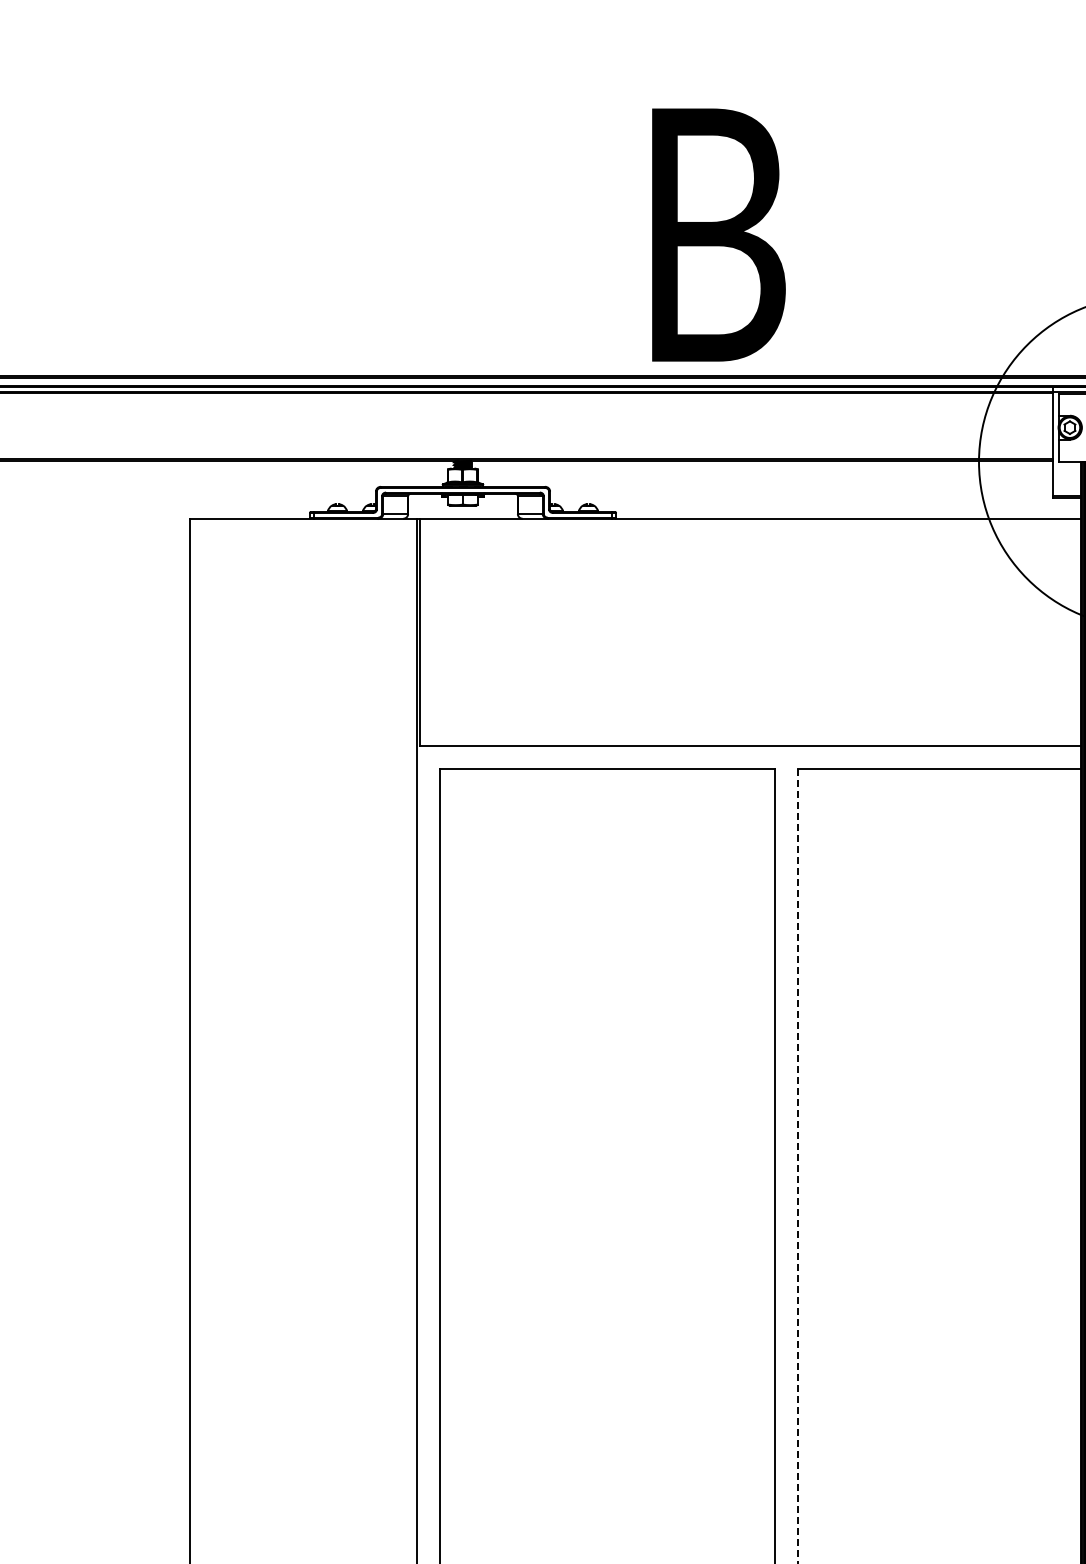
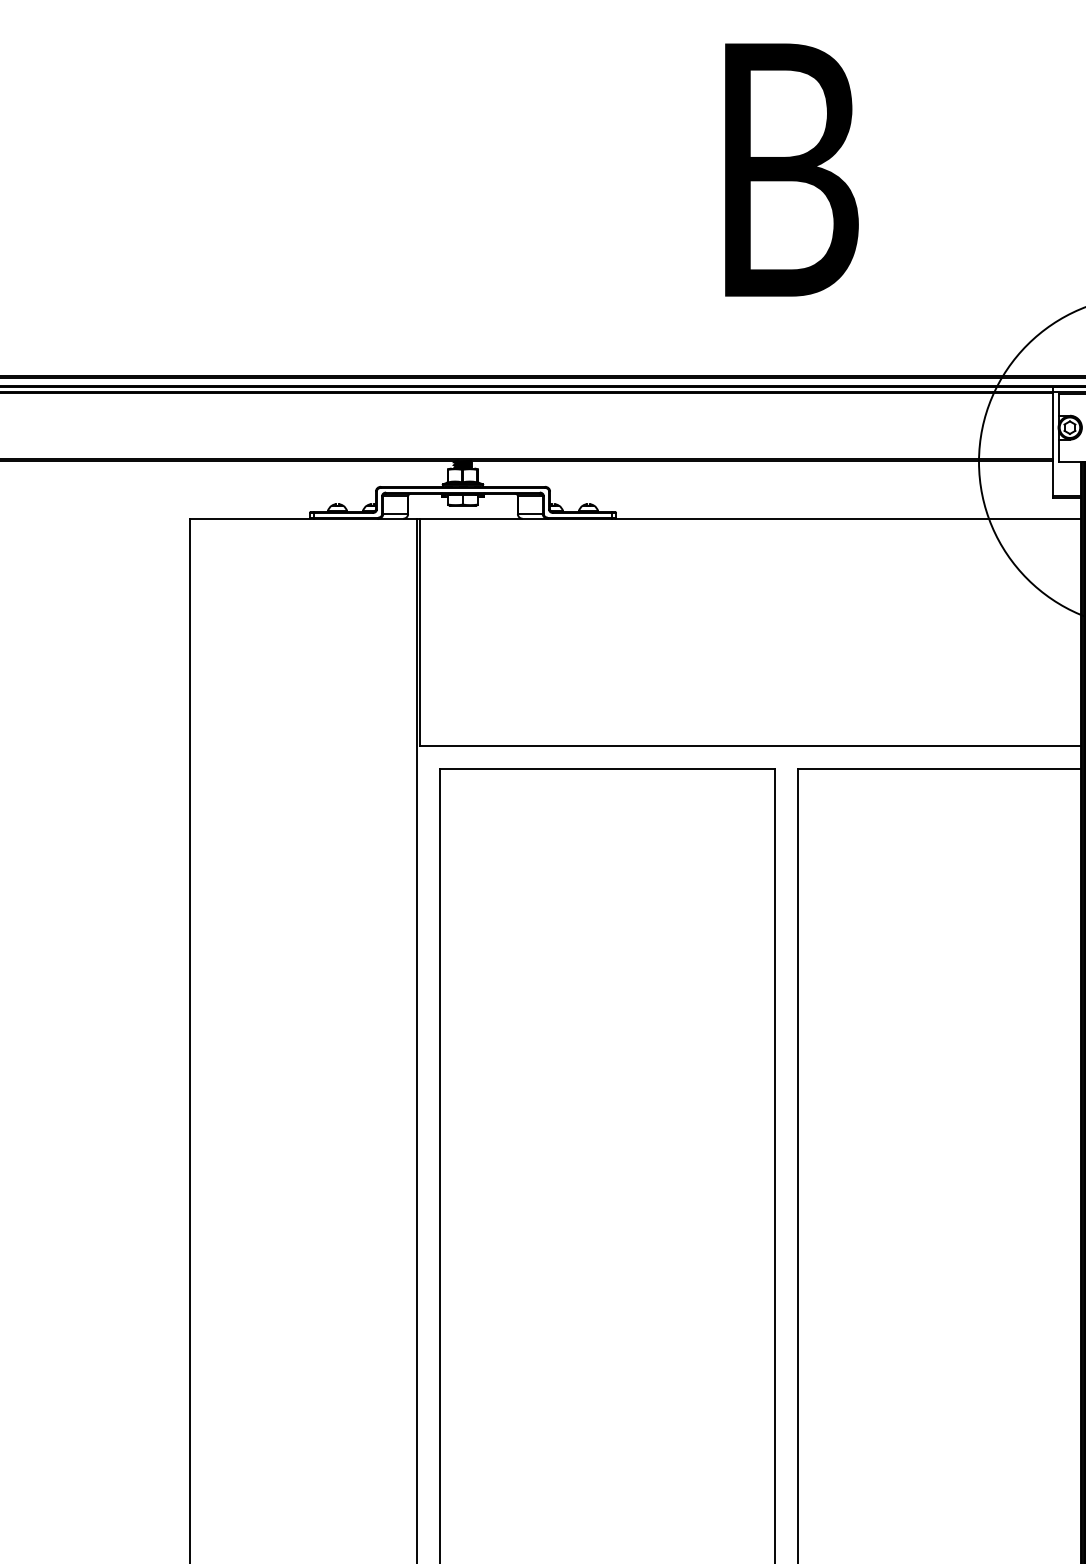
text position: (718, 234) -> (791, 169) (791, 169)
line: dashed -> solid (797, 1166)
